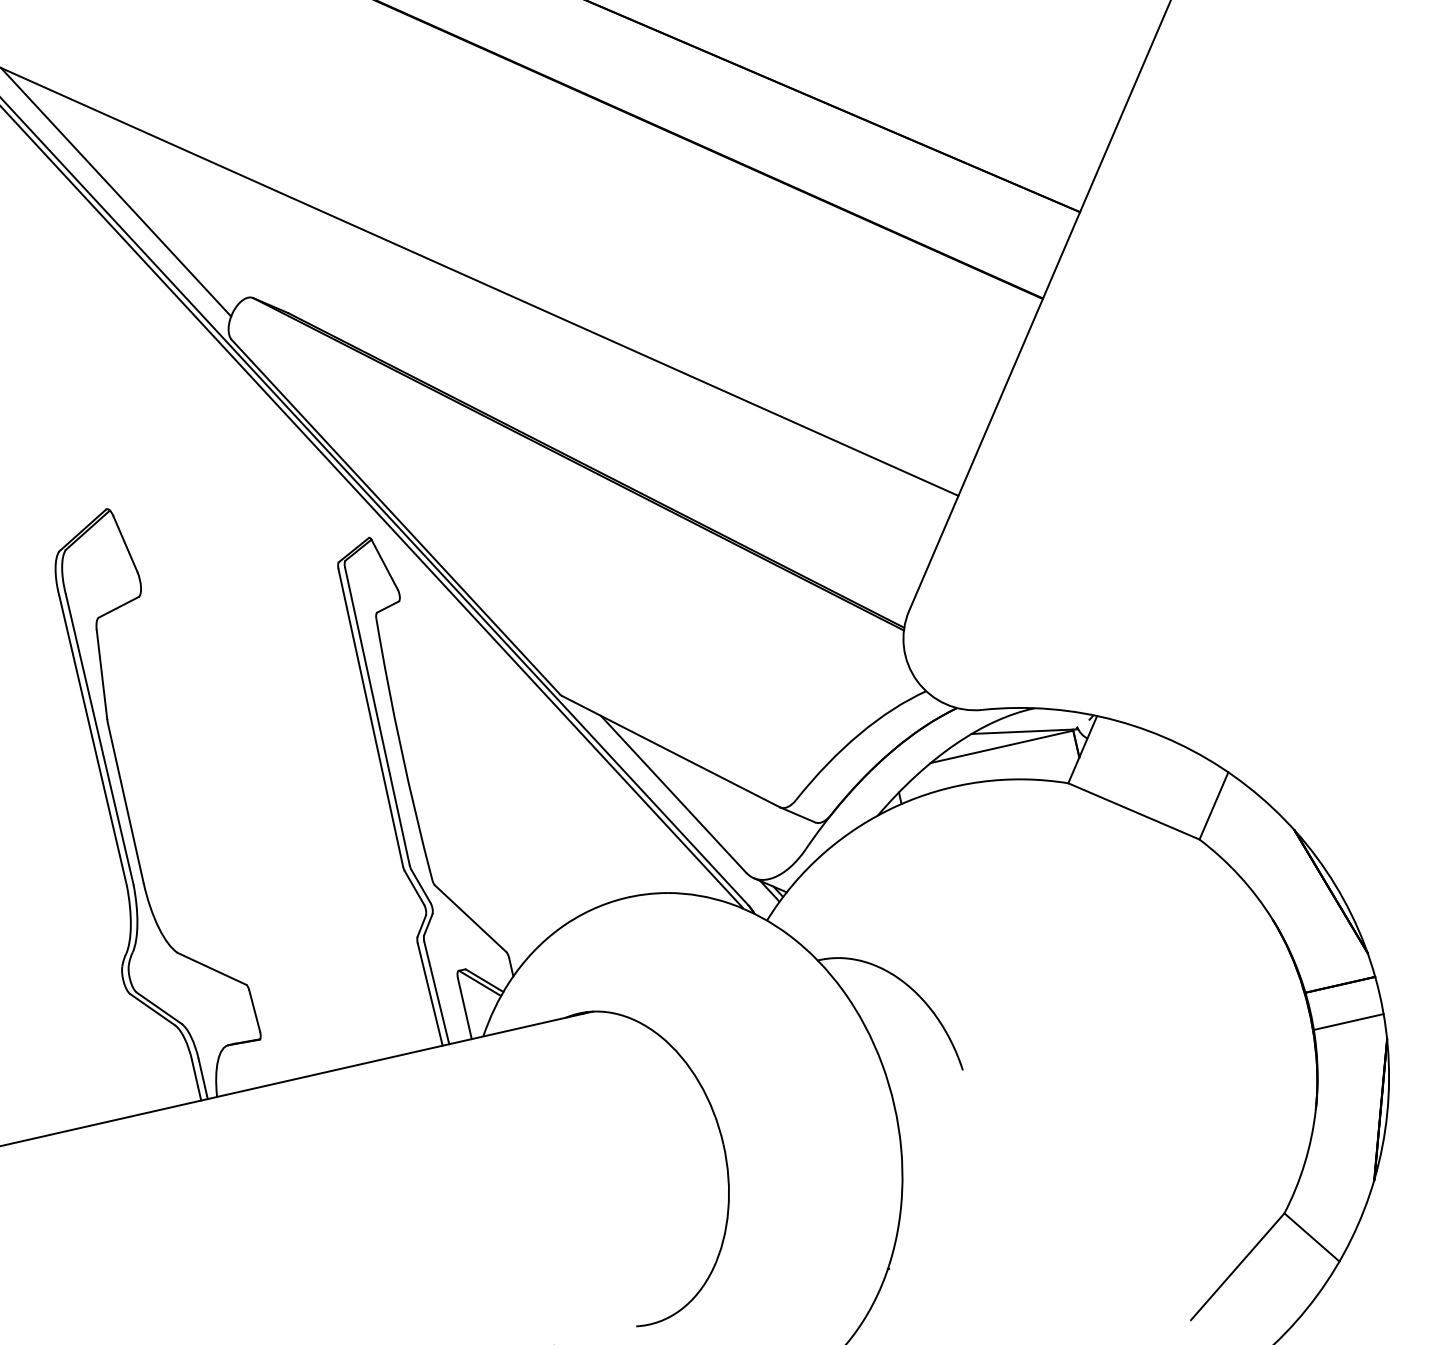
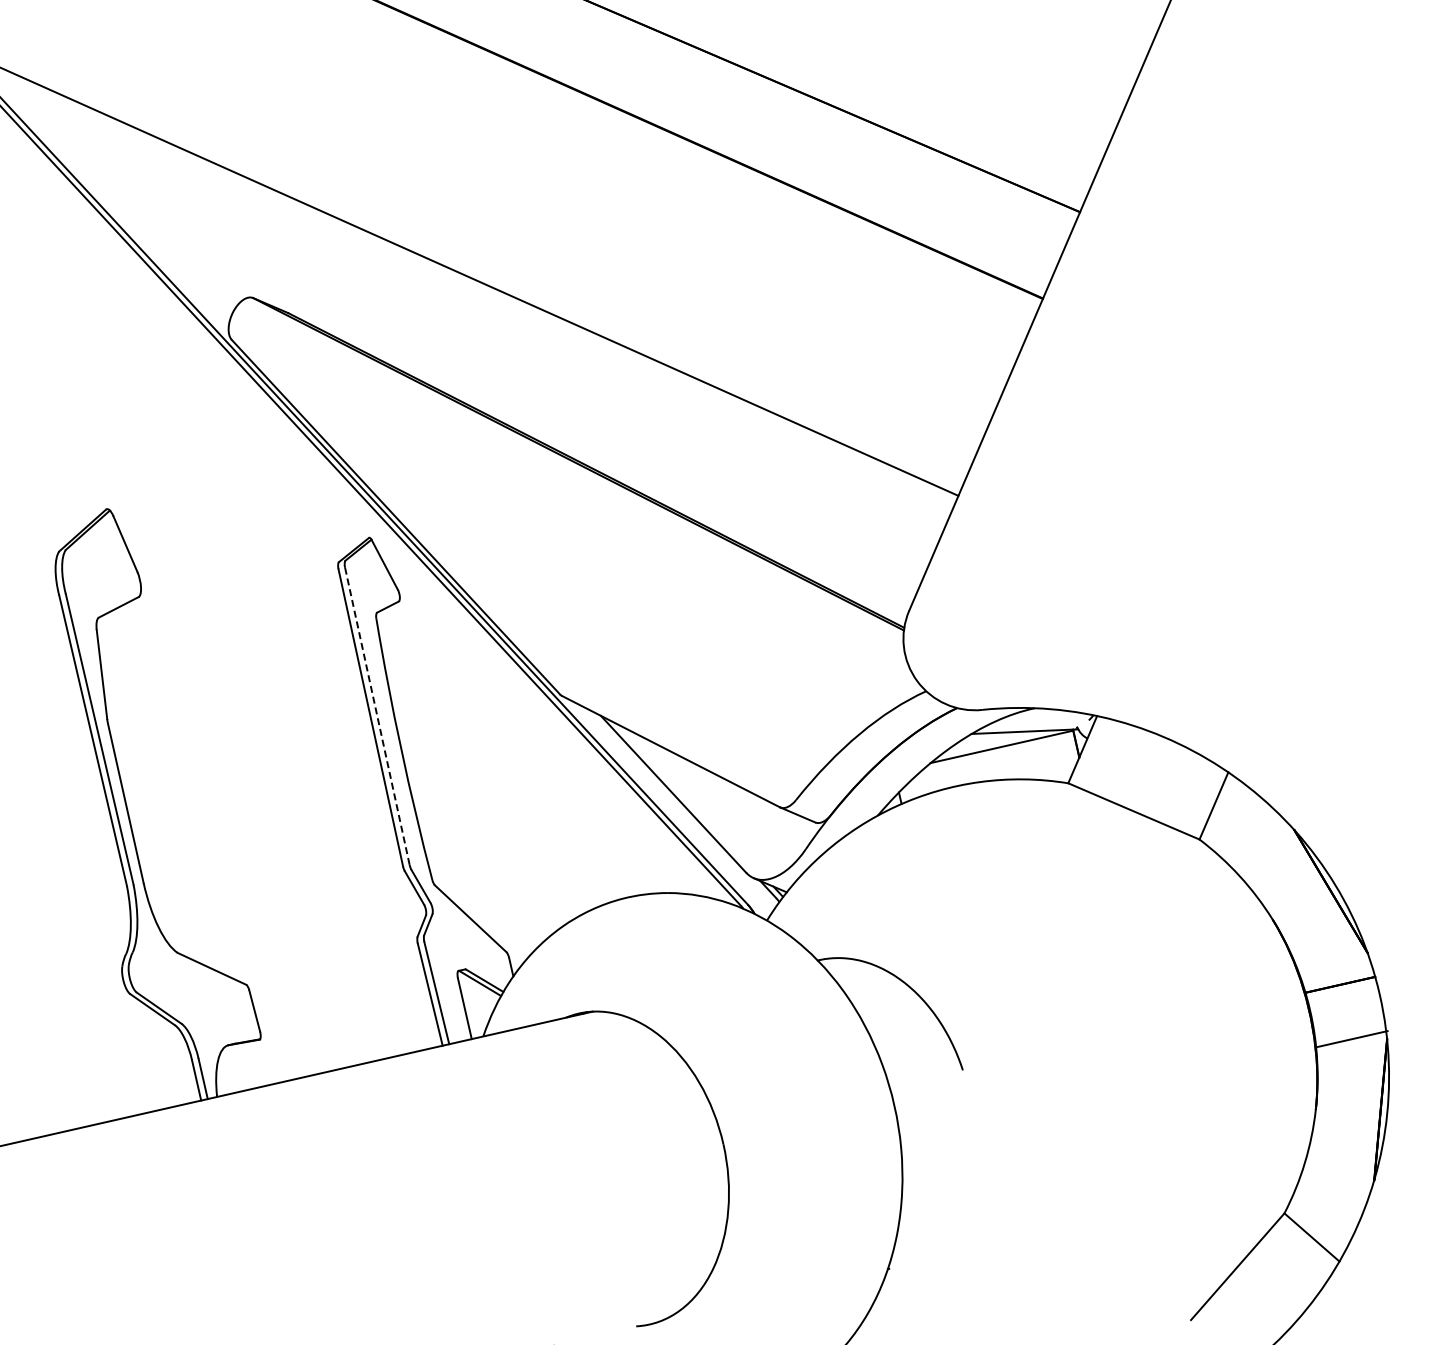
line: present -> none (116, 192)
line: solid -> dashed (377, 716)
line position: (1348, 1021) -> (1352, 1038) (1352, 1038)
